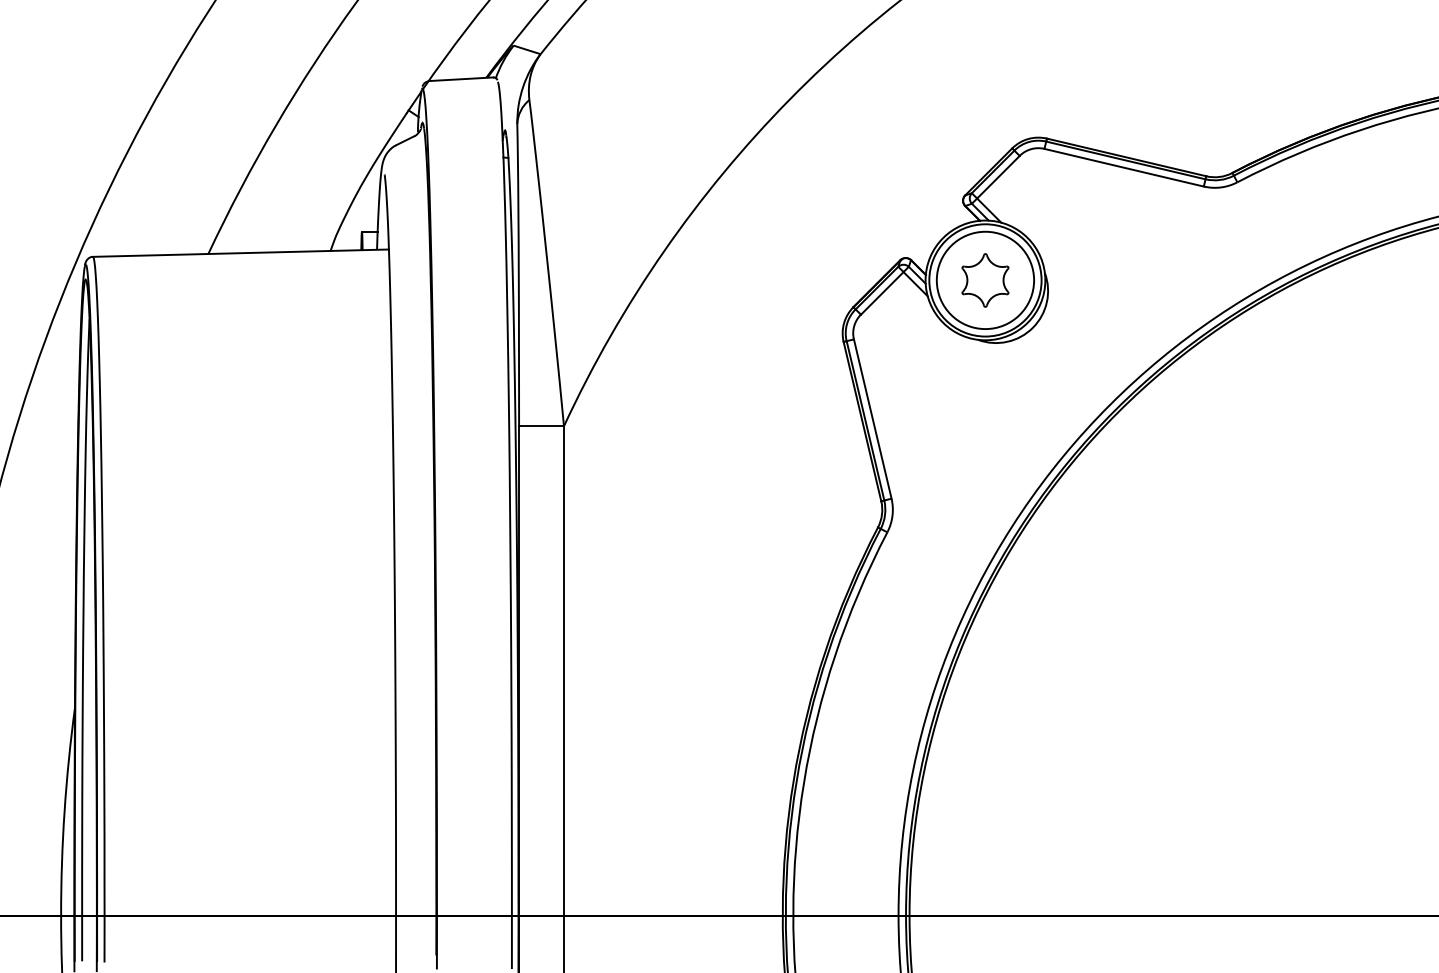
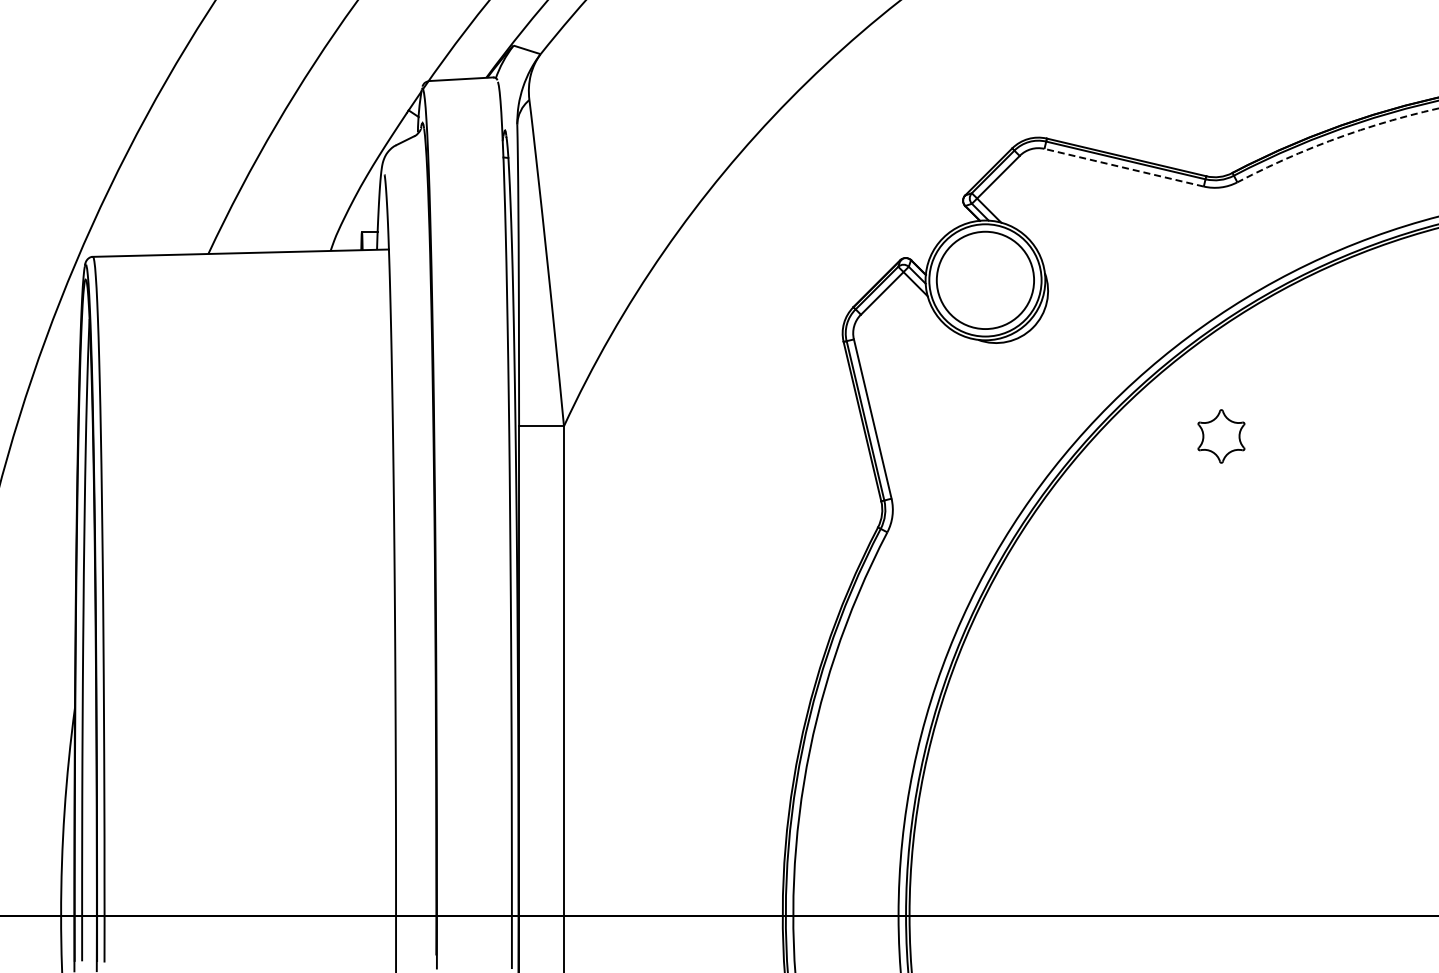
arc: solid -> dashed (1335, 138)
line: solid -> dashed (1124, 167)
part position: (985, 280) -> (1221, 436) (1221, 436)
